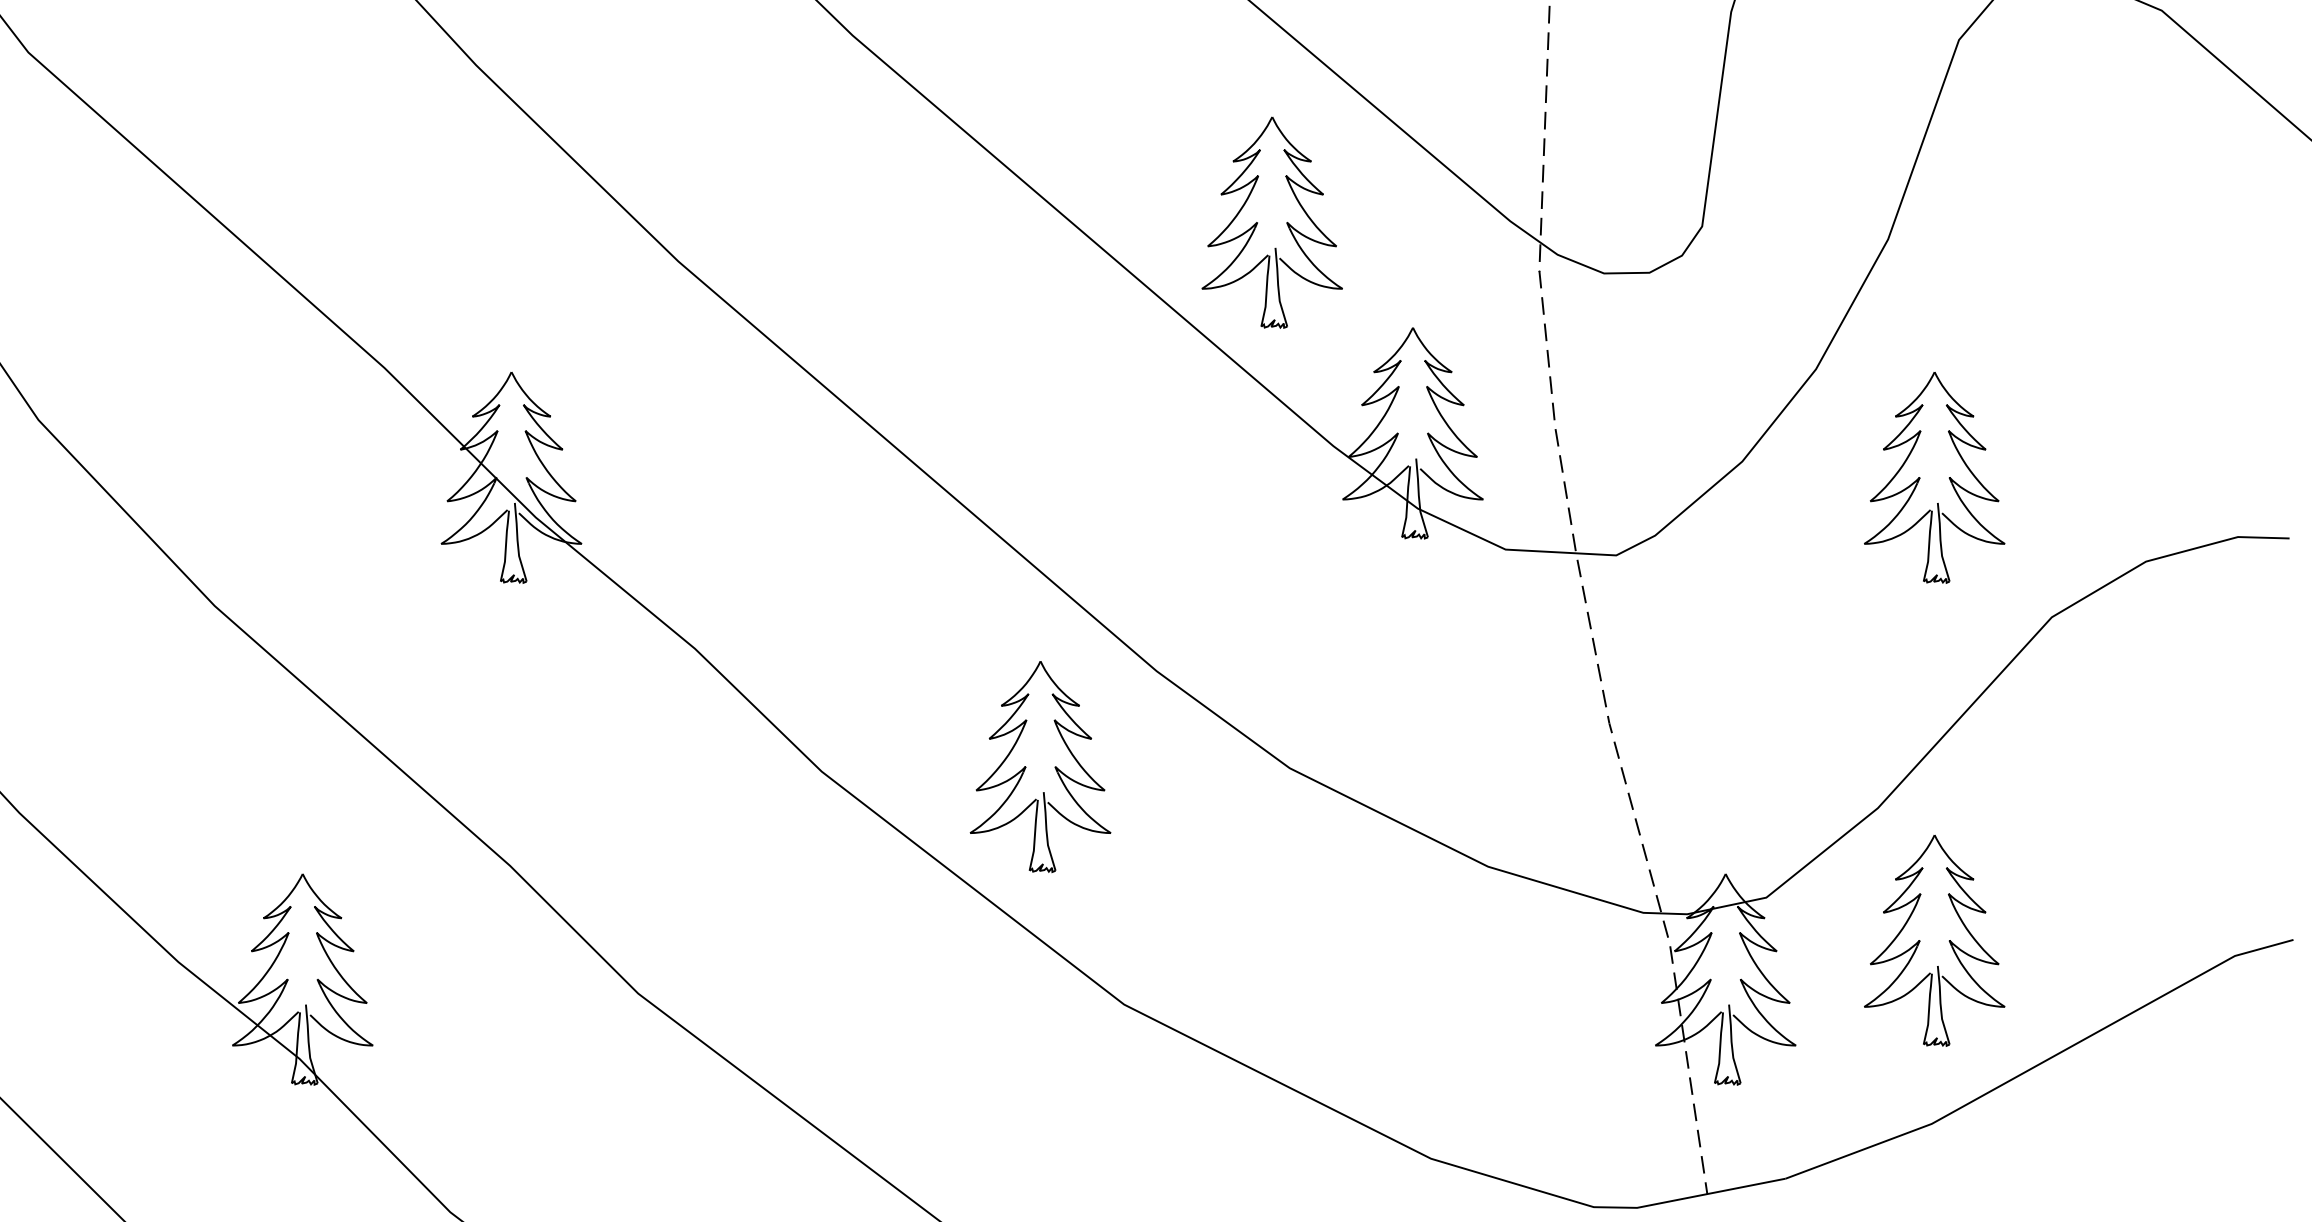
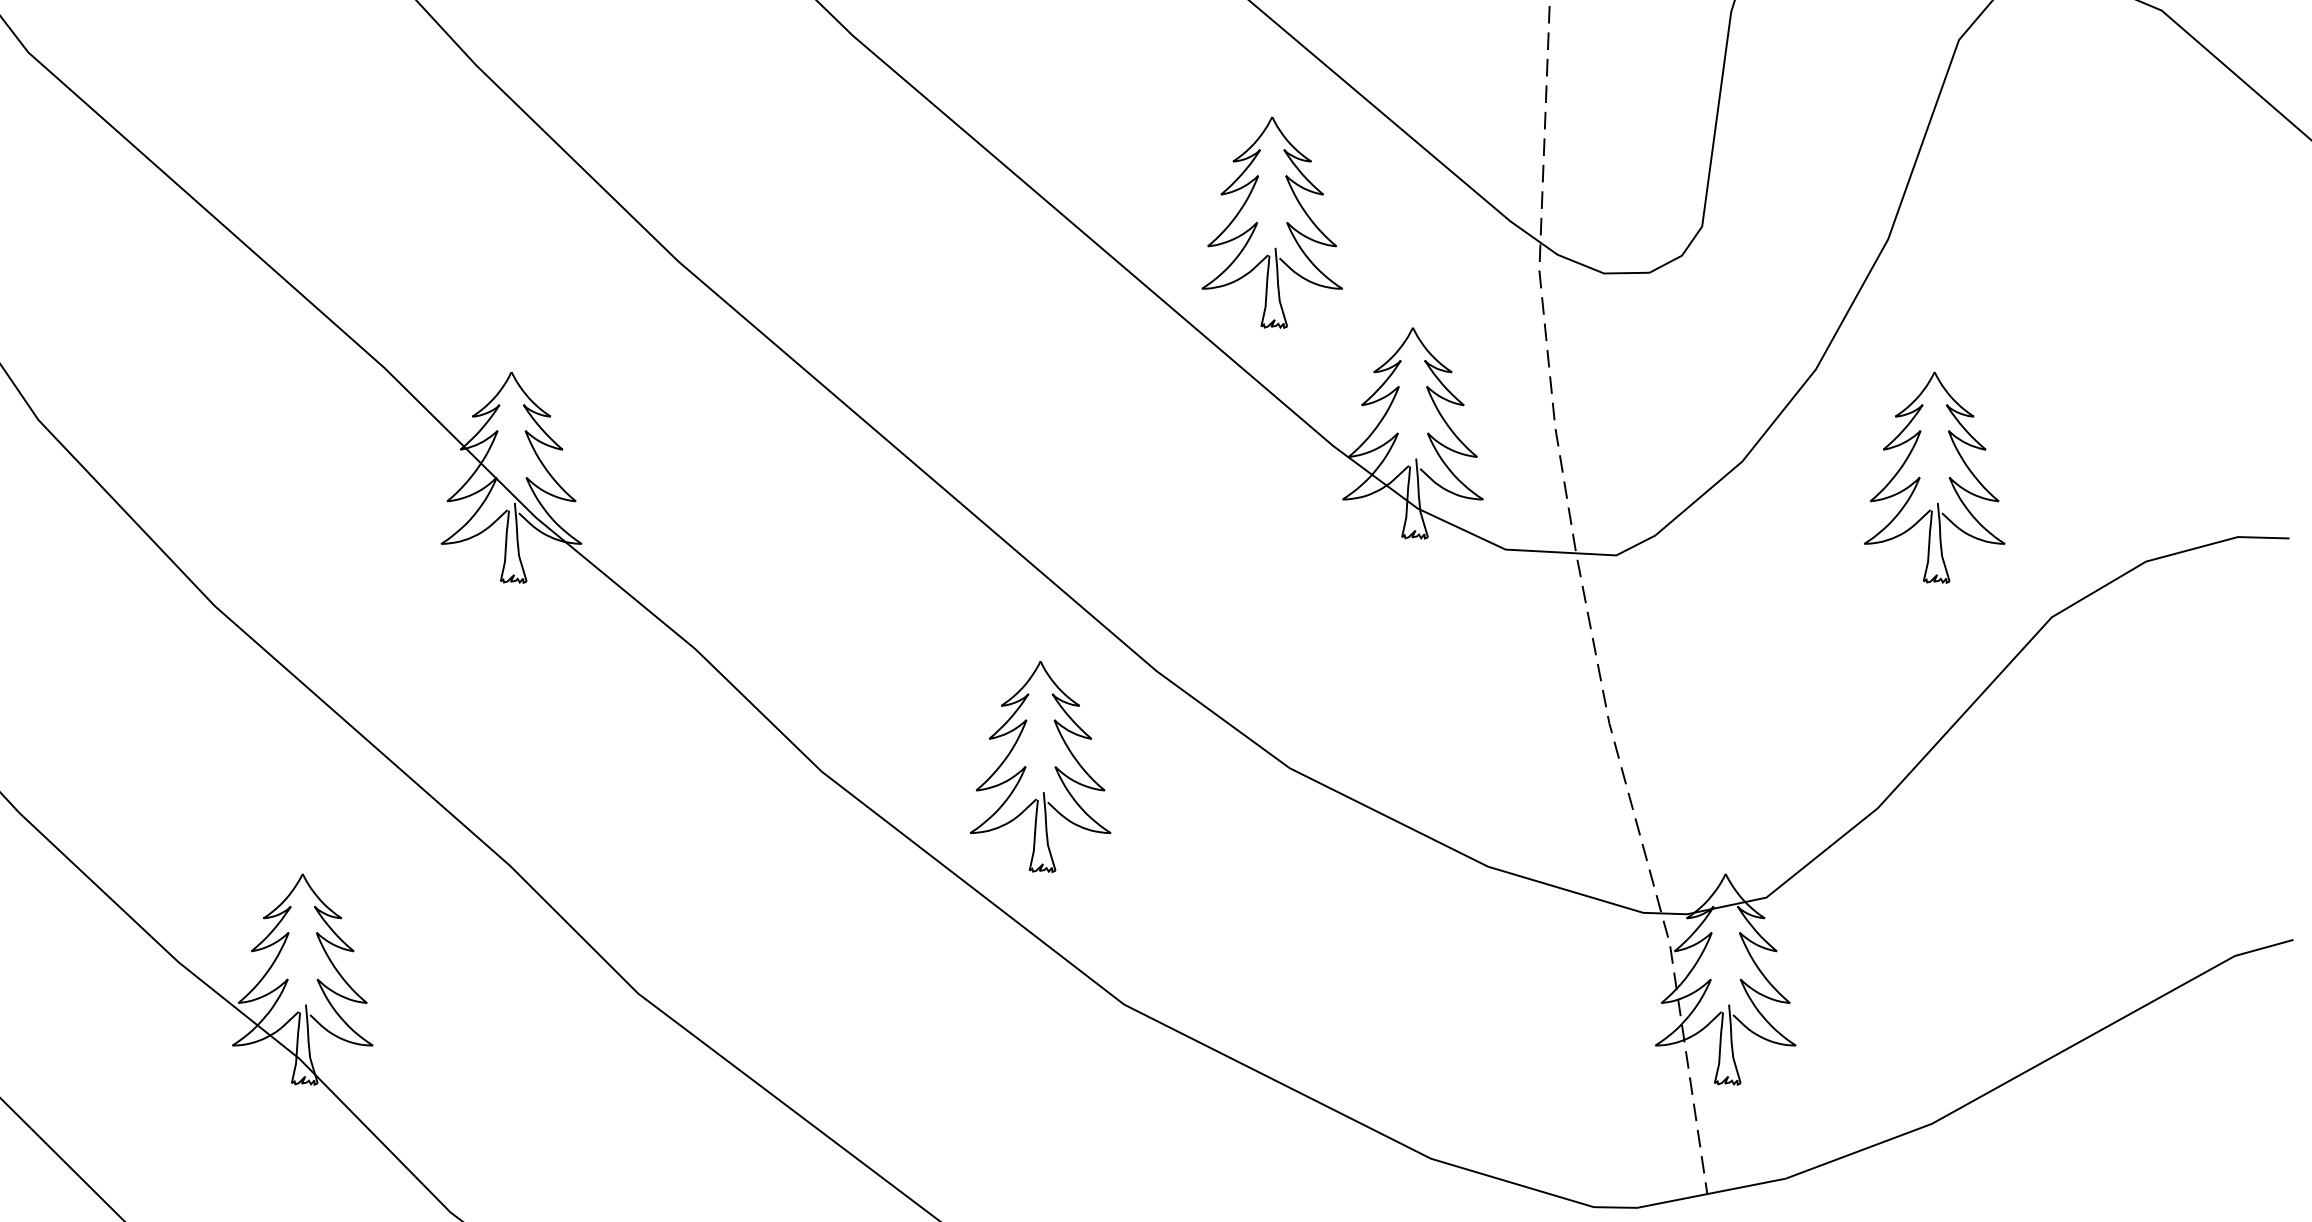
part: present -> none (1920, 940)
